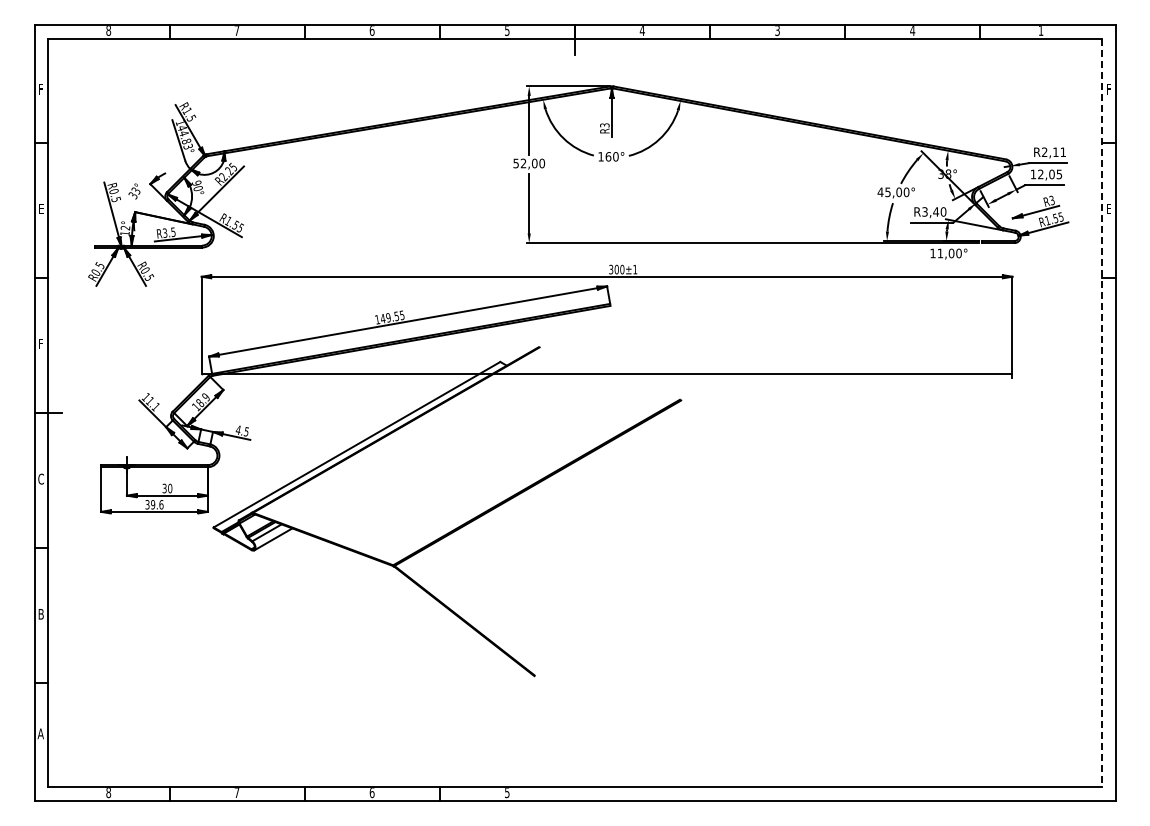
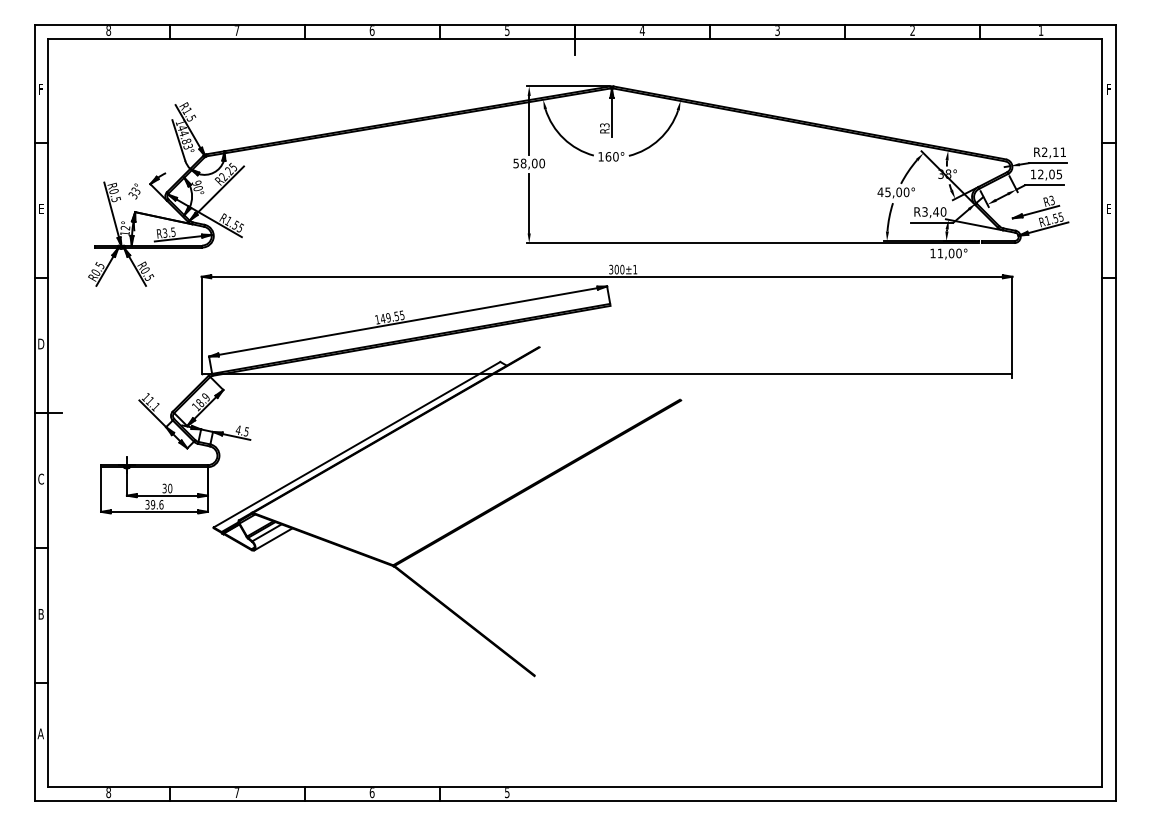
text: 4 -> 2 (912, 30)
text: 52,00 -> 58,00 (523, 163)
text: F -> D (41, 343)
line: dashed -> solid (1101, 413)
